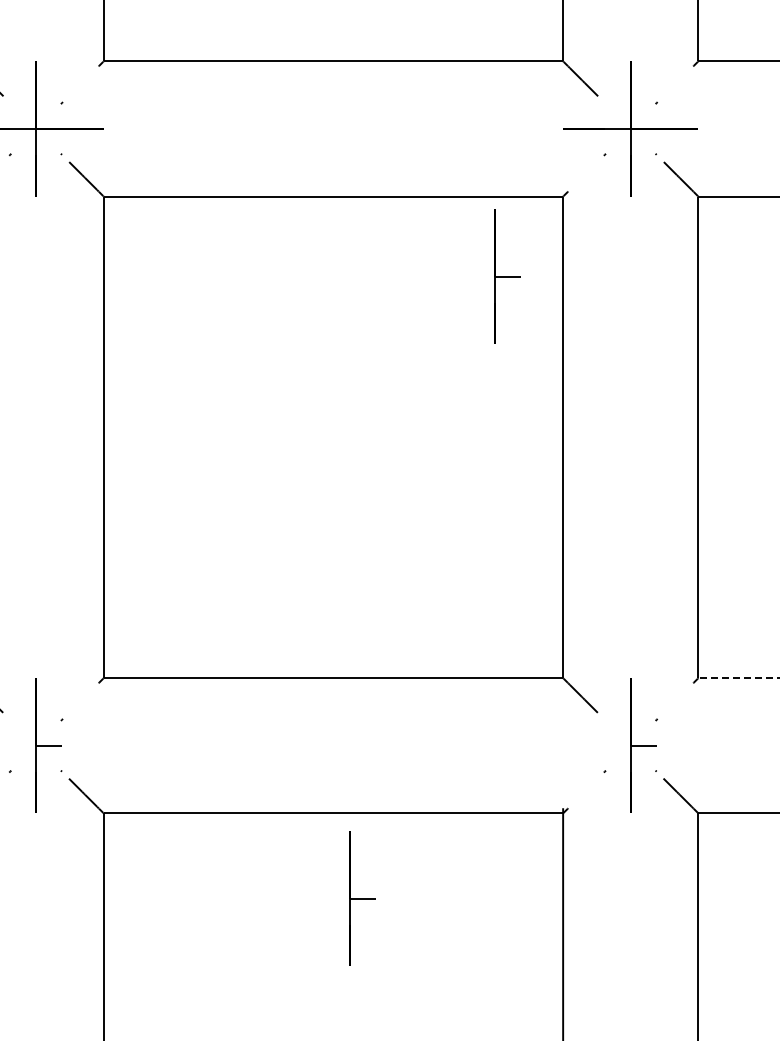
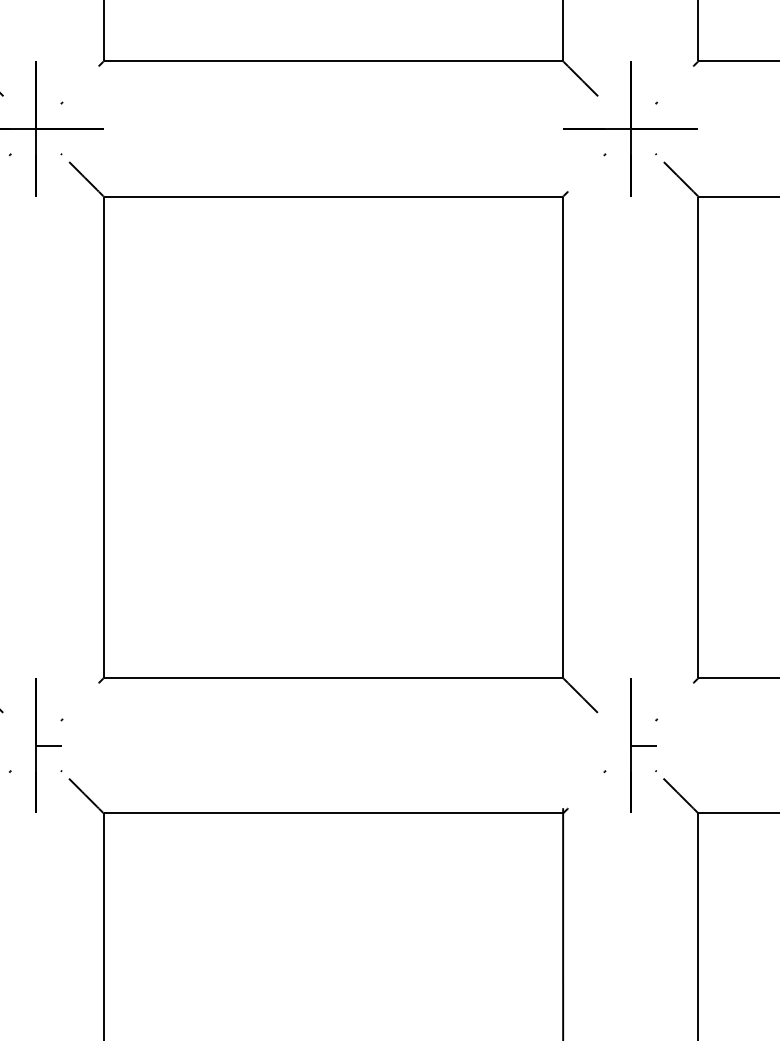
part: present -> none (507, 276)
line: dashed -> solid (738, 678)
part: present -> none (362, 898)
